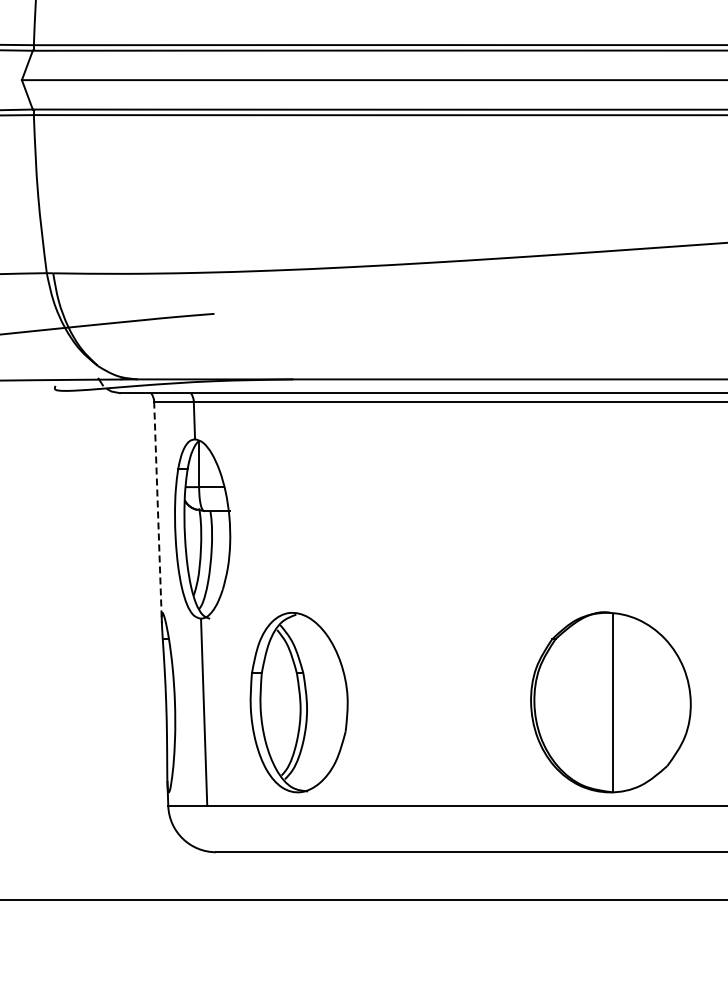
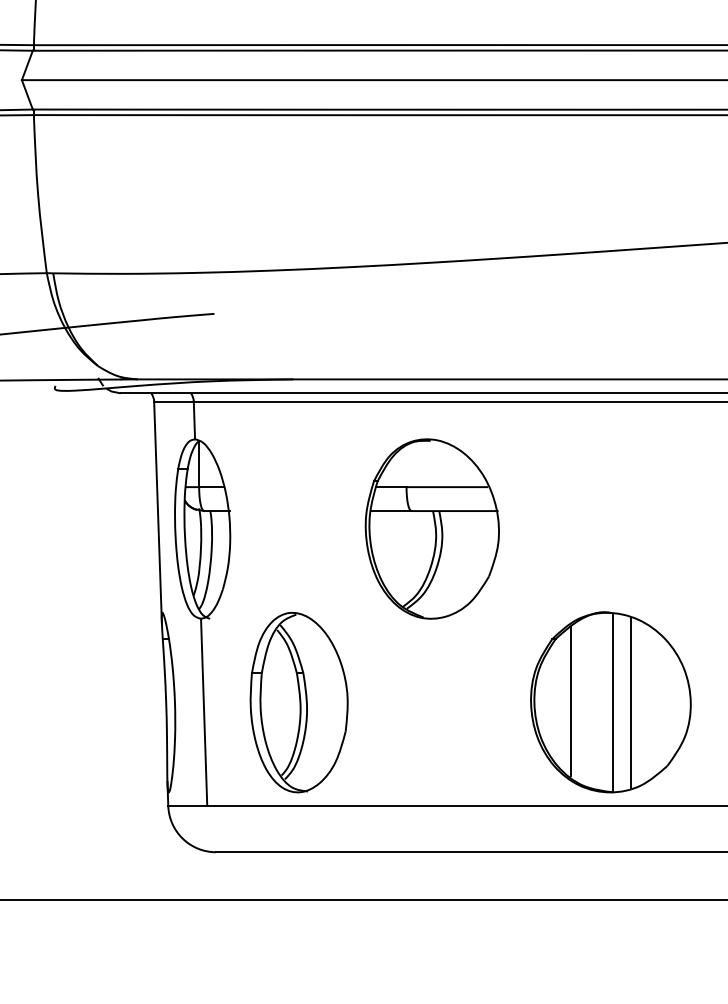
line: dashed -> solid (158, 513)
part: none -> present (431, 528)
line: none -> present (570, 701)
line: none -> present (630, 702)
